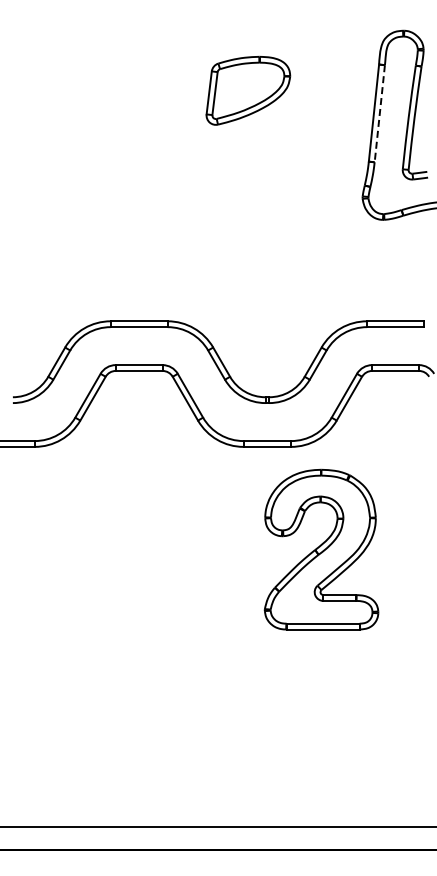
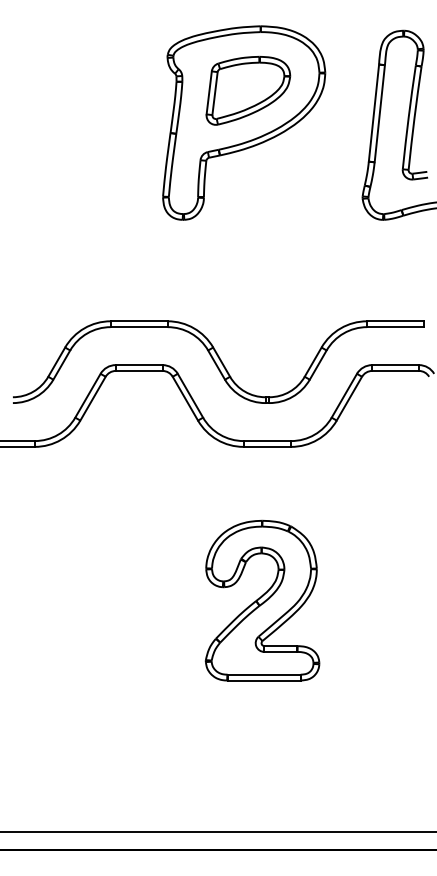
line: dashed -> solid (379, 113)
part: none -> present (244, 122)
part position: (321, 549) -> (262, 600) (262, 600)
line position: (217, 827) -> (217, 832) (217, 832)
